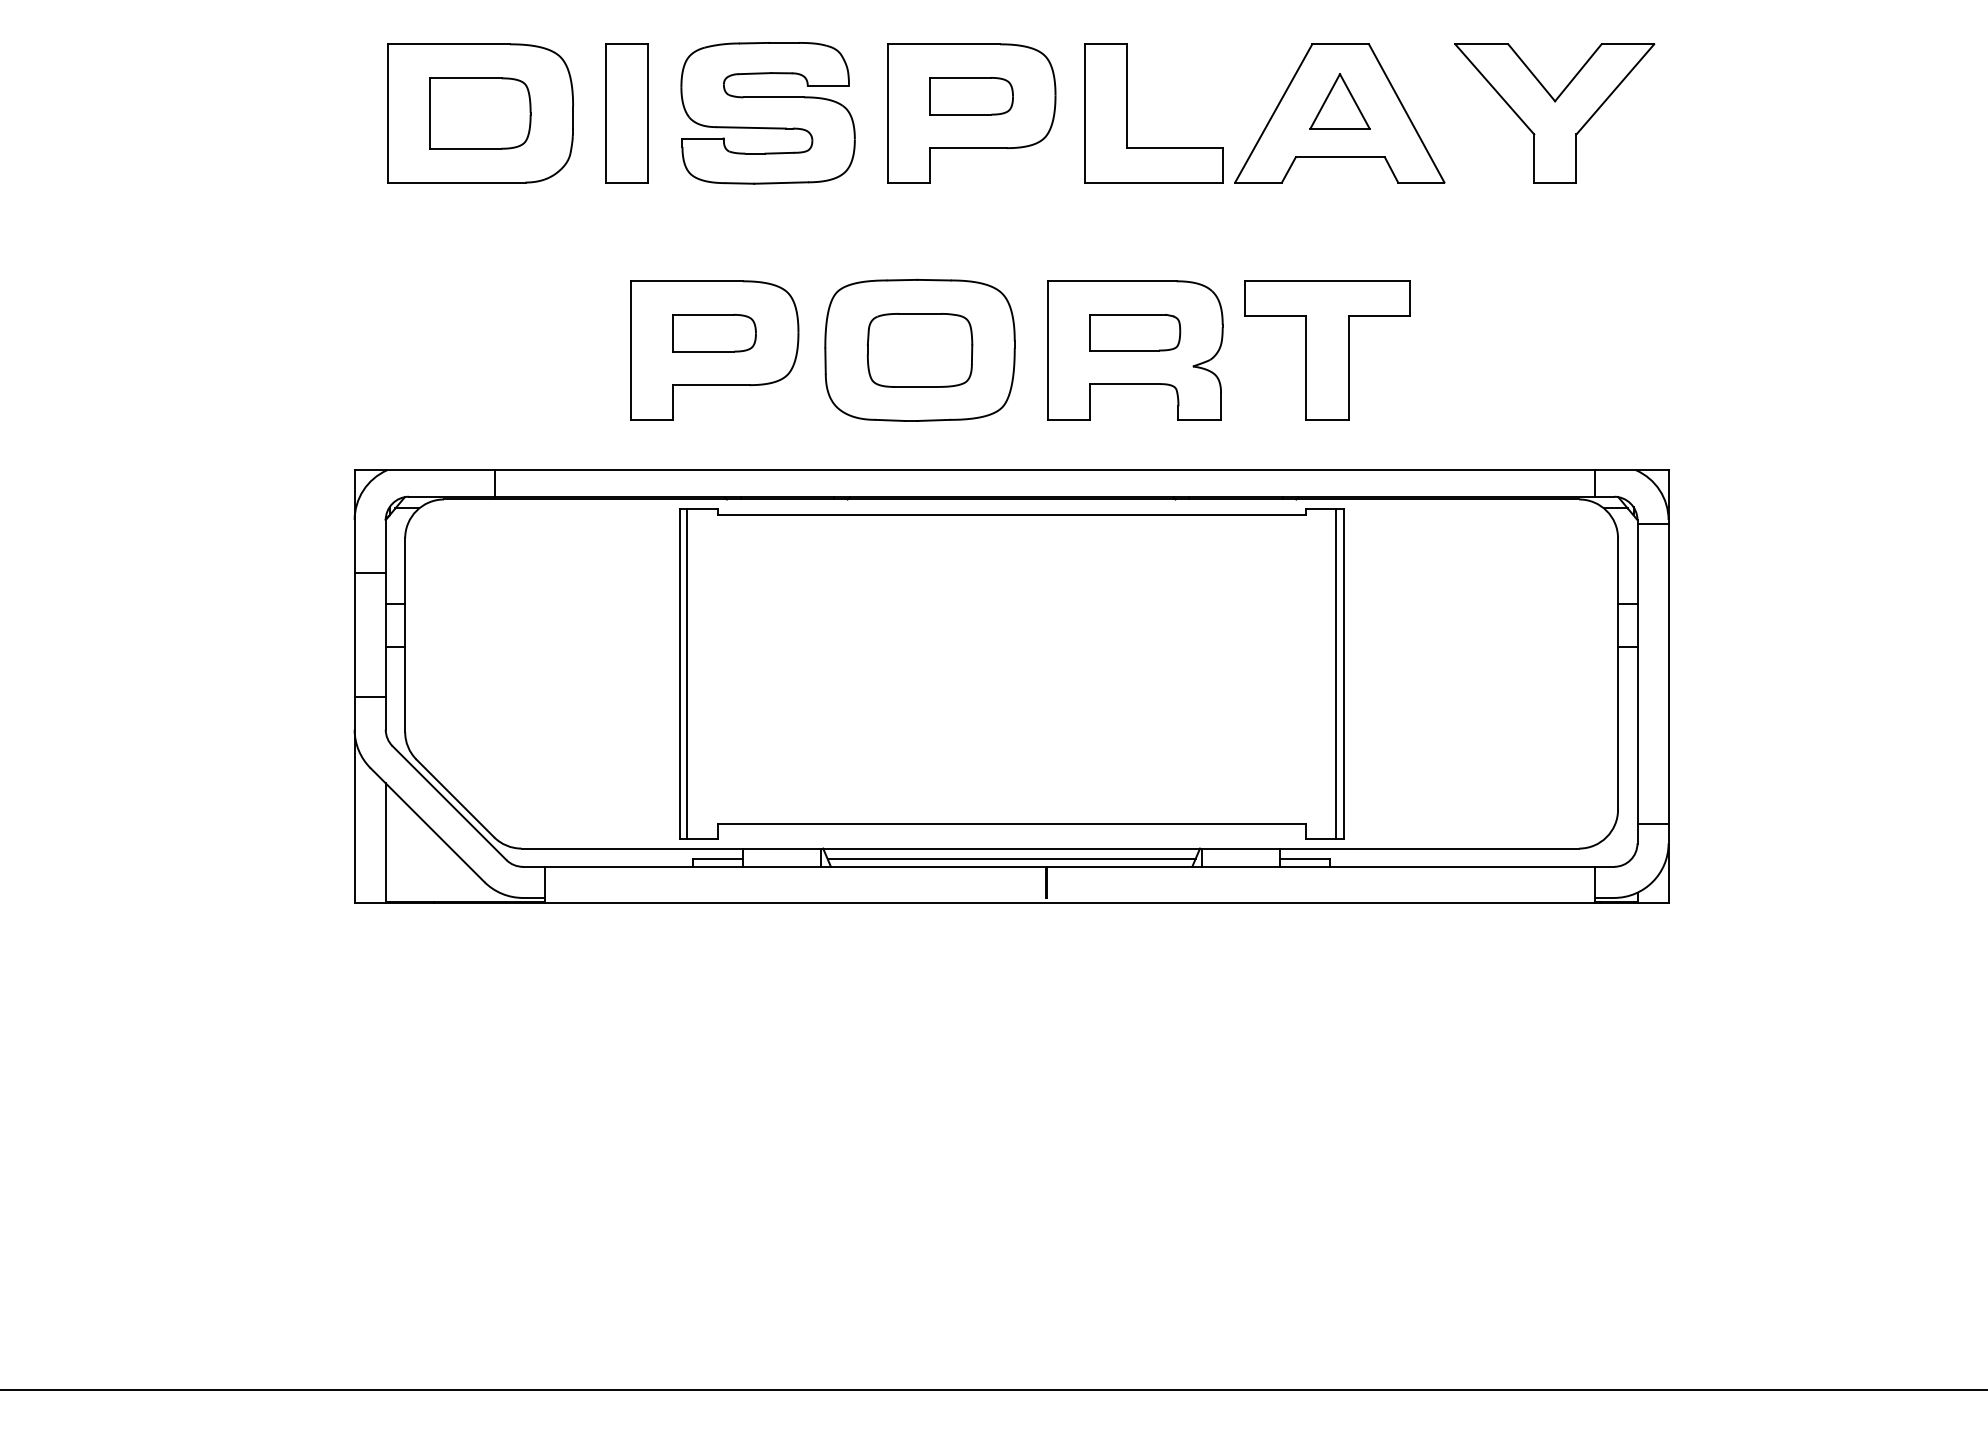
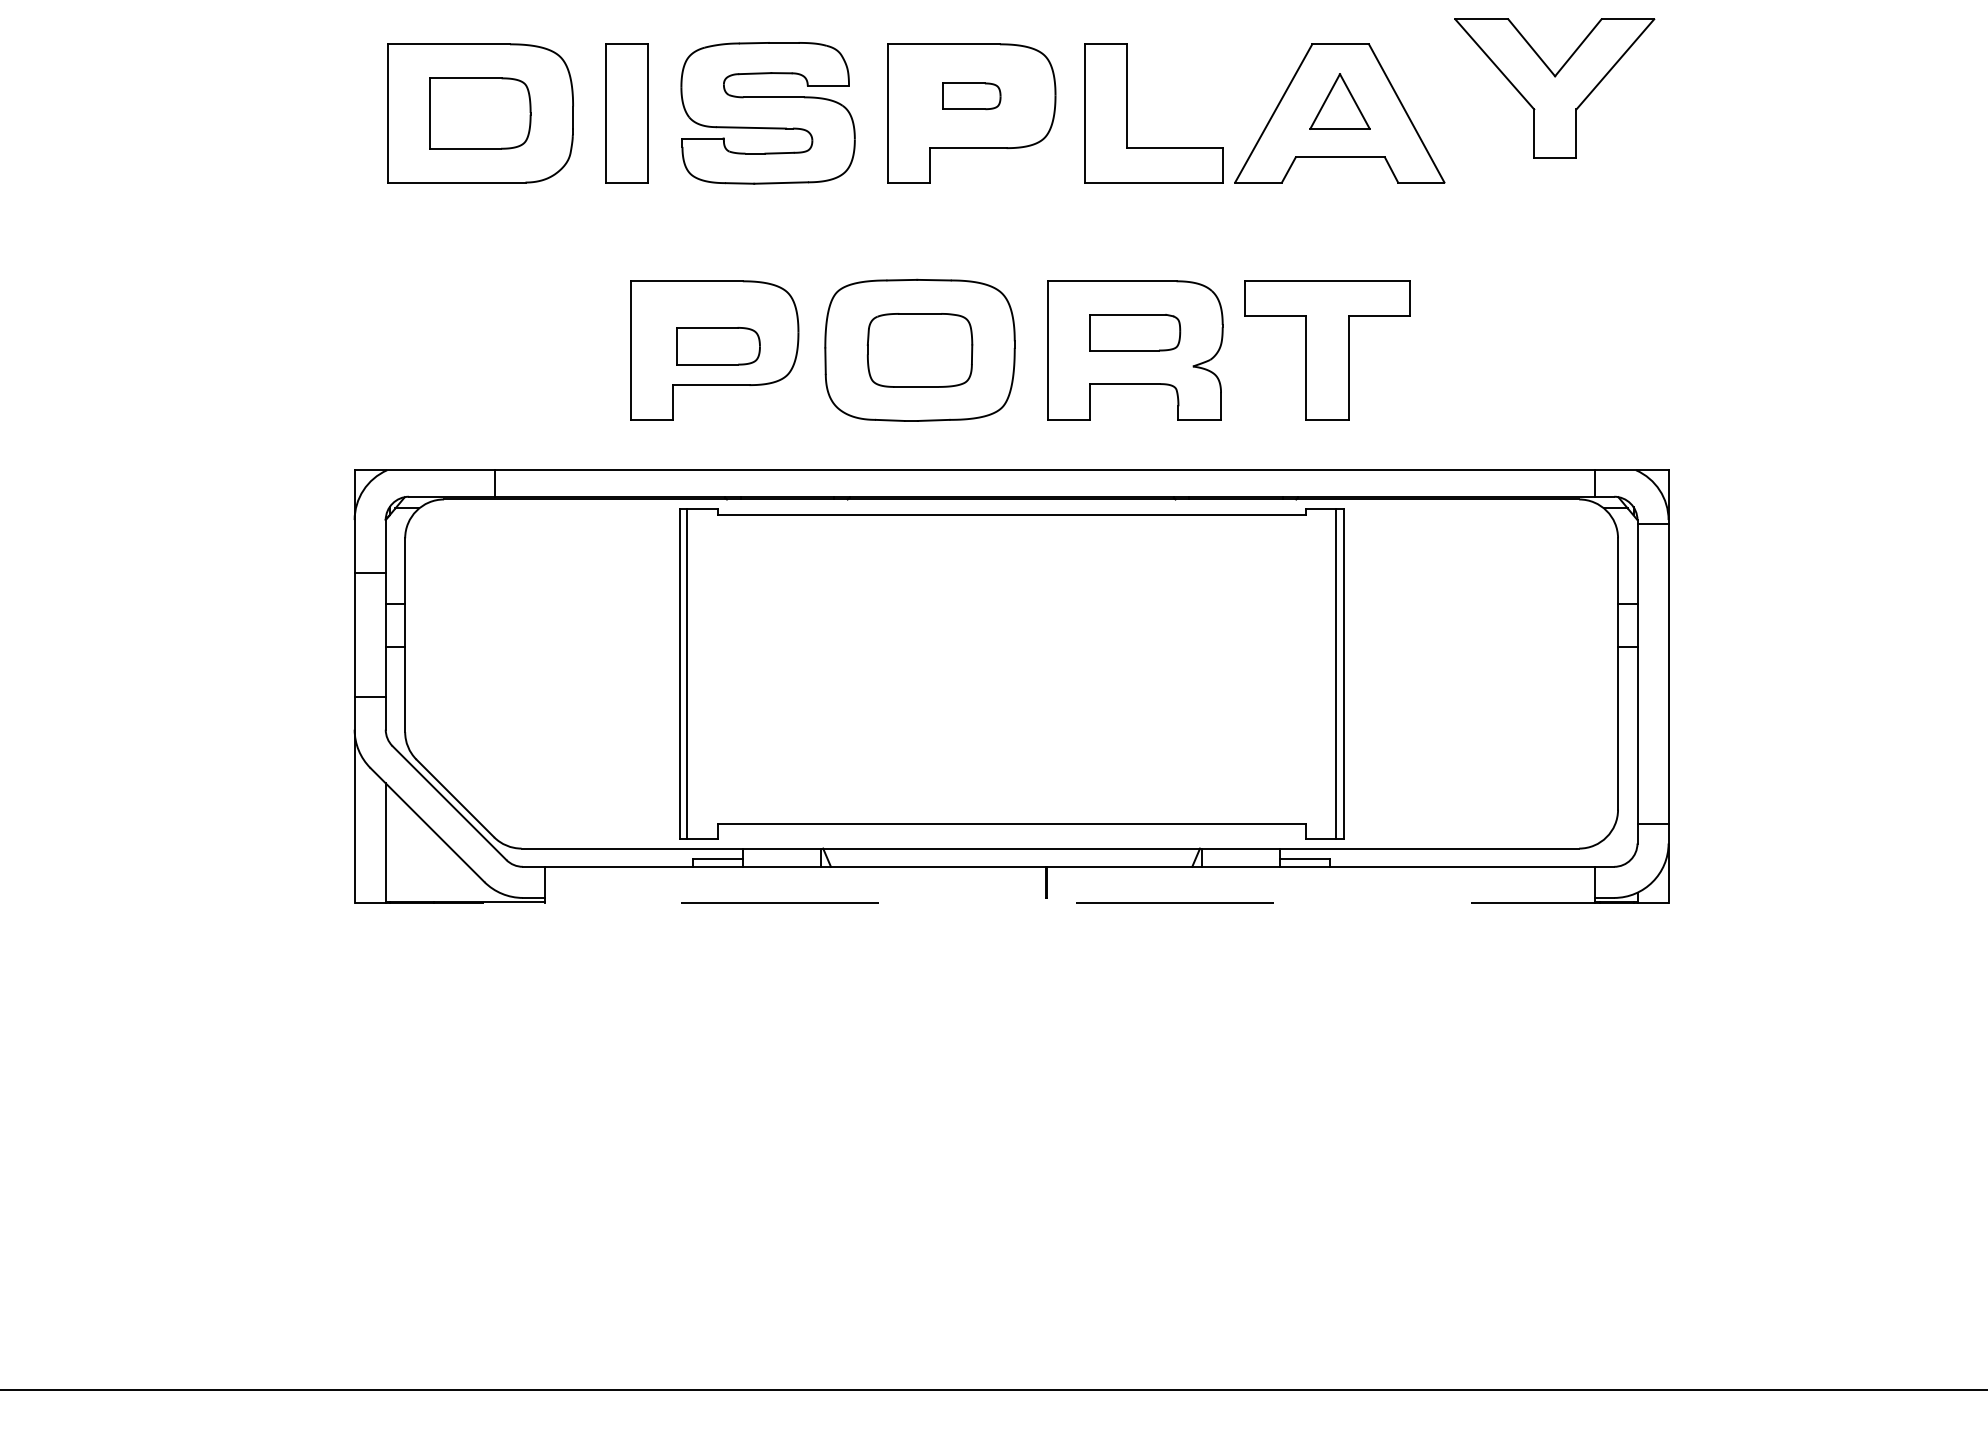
part size: 85x39 px -> 60x29 px (971, 96)
part position: (1554, 113) -> (1554, 88) (1554, 88)
part position: (714, 333) -> (718, 346) (718, 346)
line: present -> none (1011, 859)
line: solid -> dashed (1011, 902)
